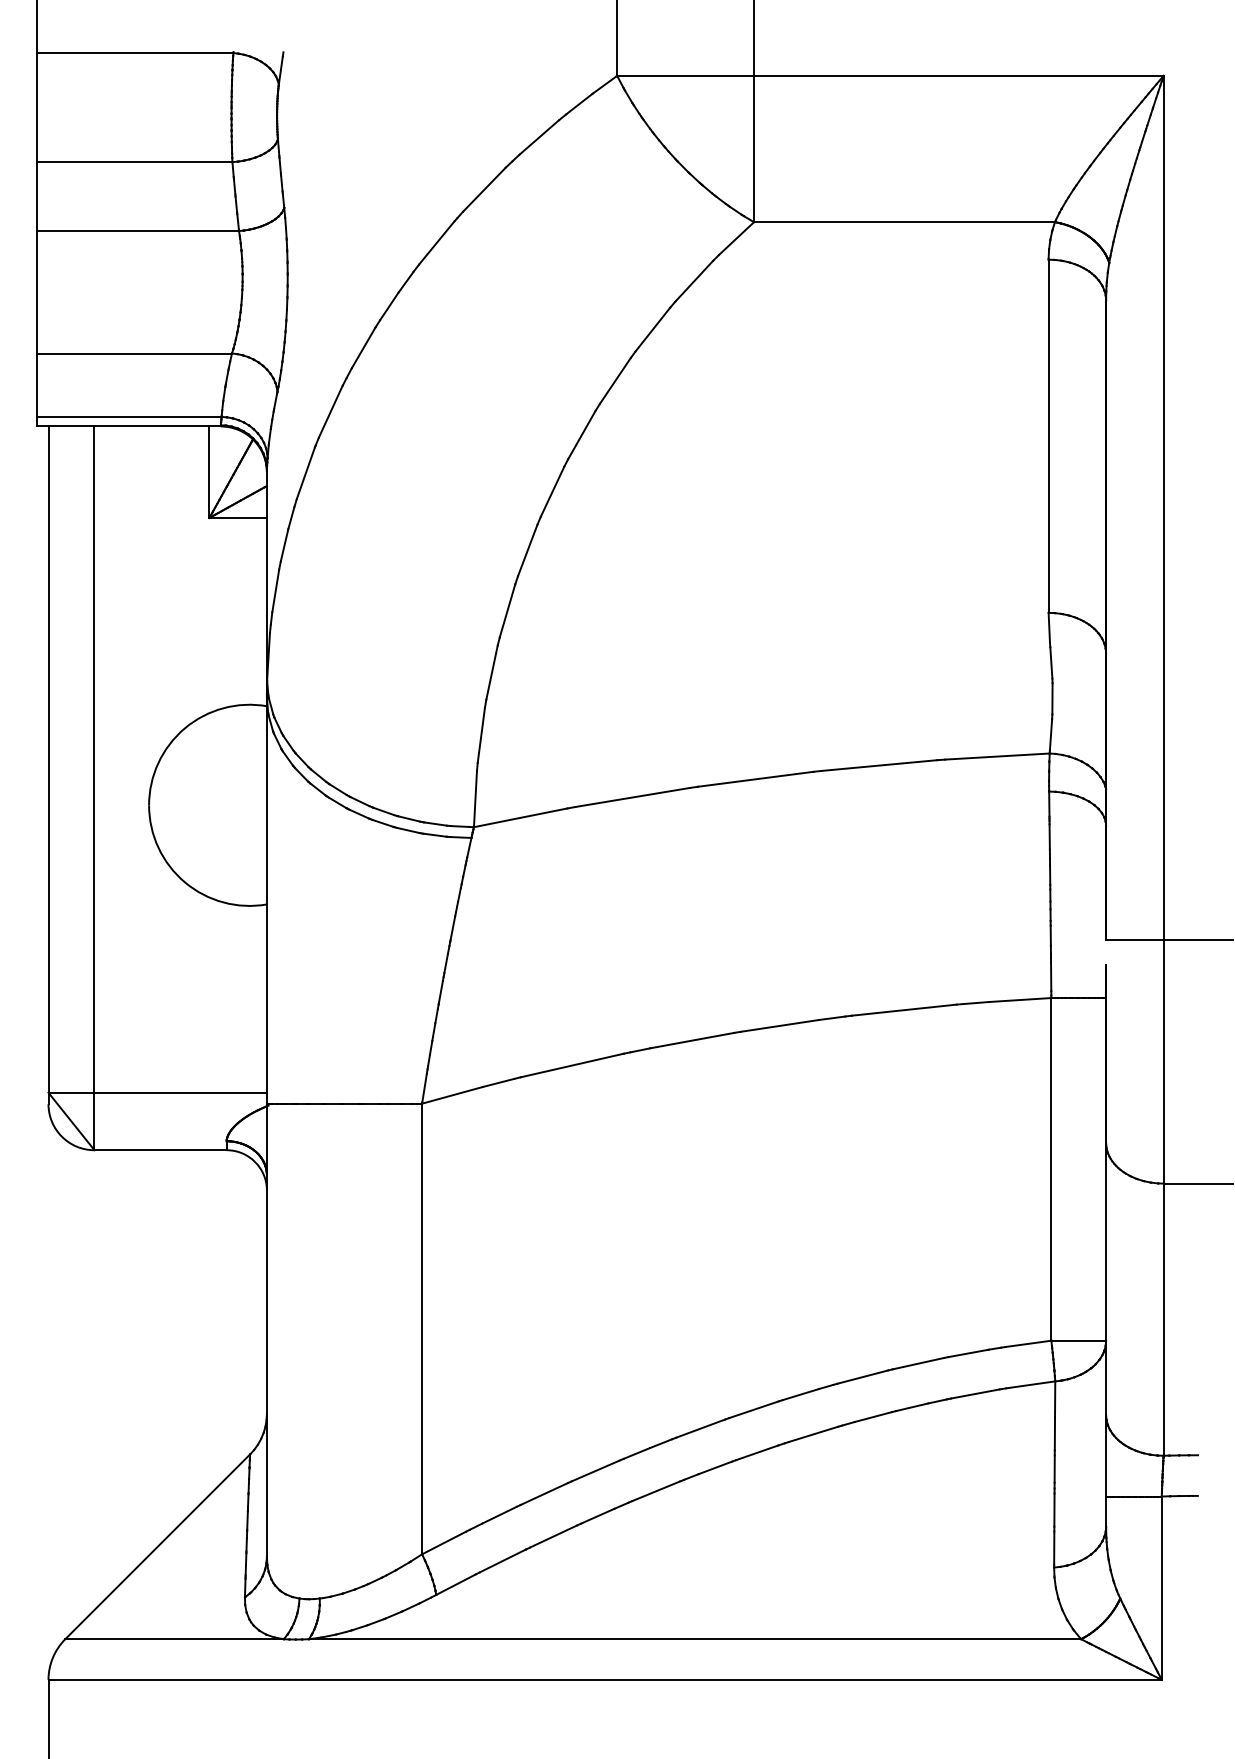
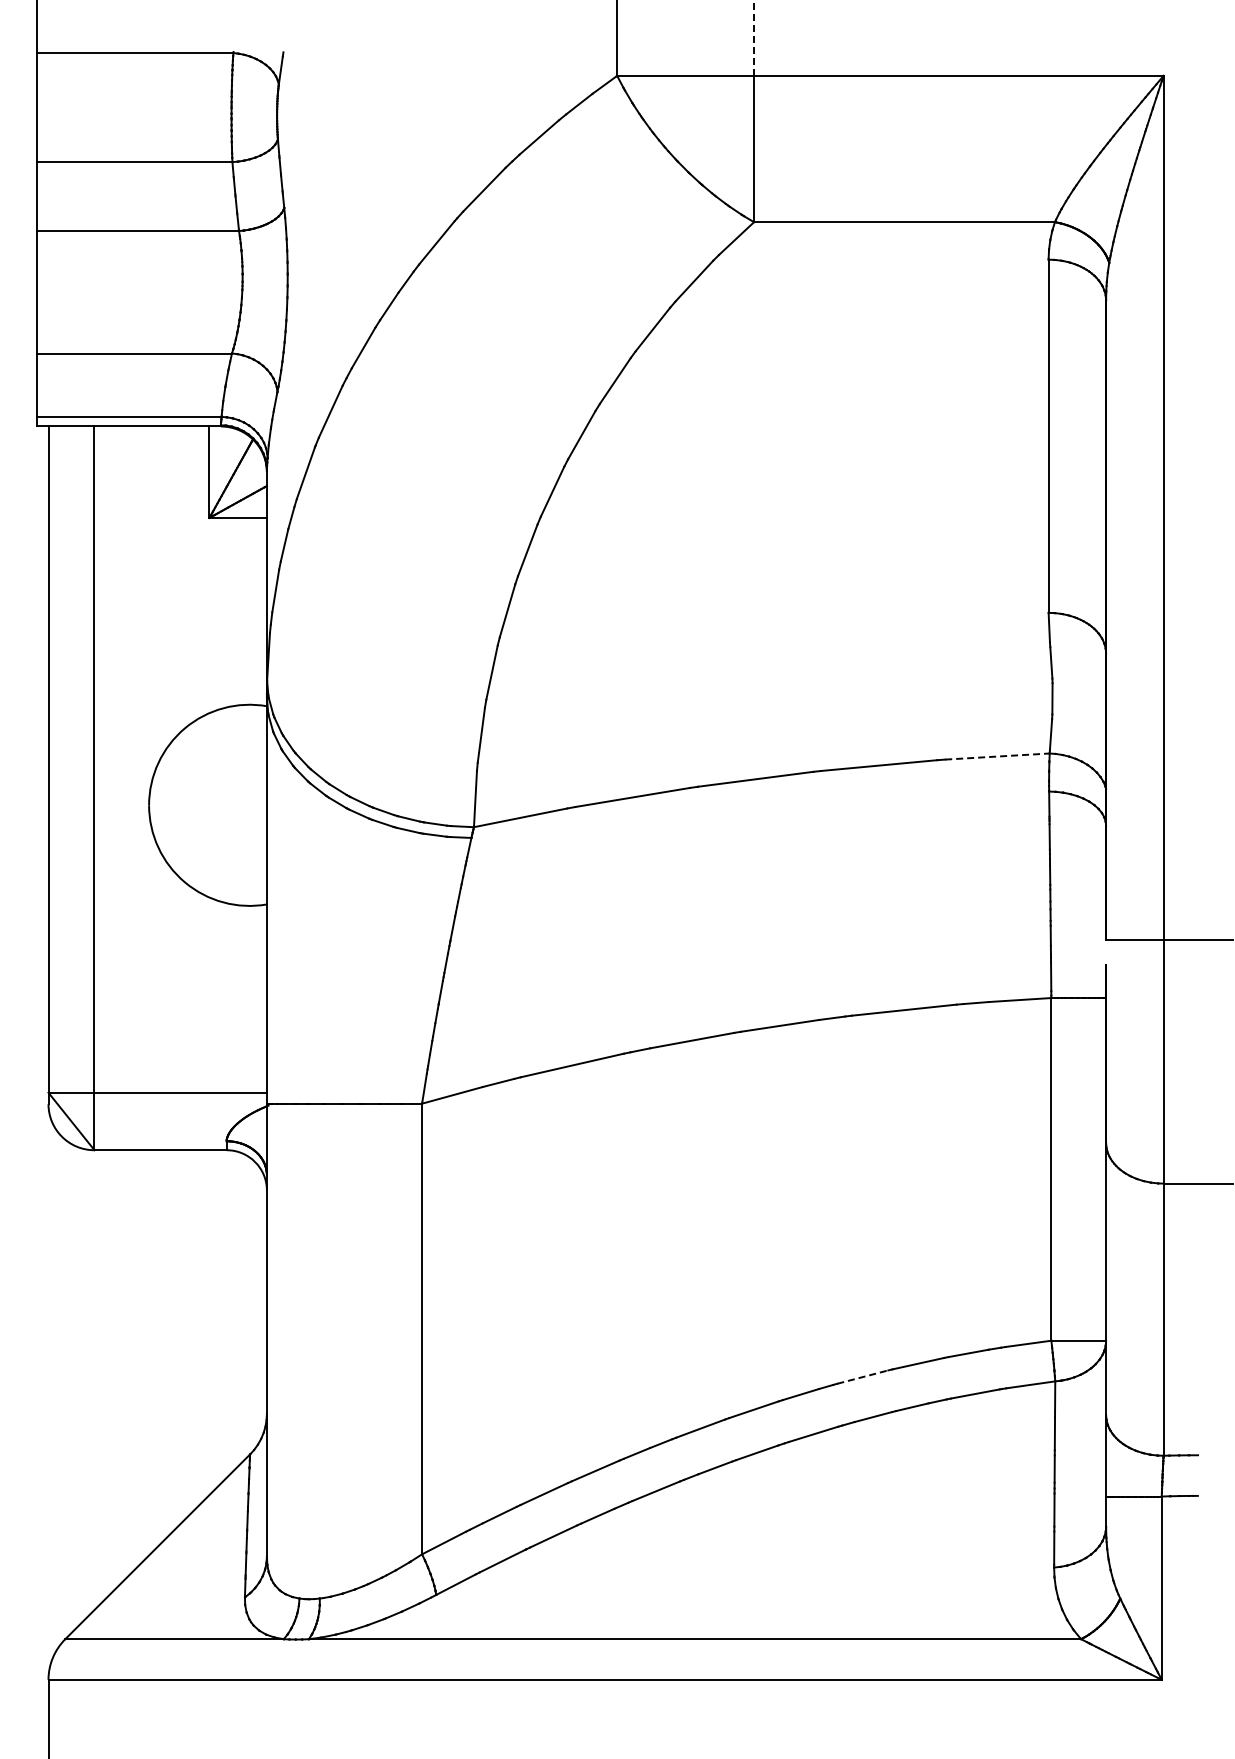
line: solid -> dashed (754, 37)
line: solid -> dashed (997, 756)
line: solid -> dashed (863, 1376)
